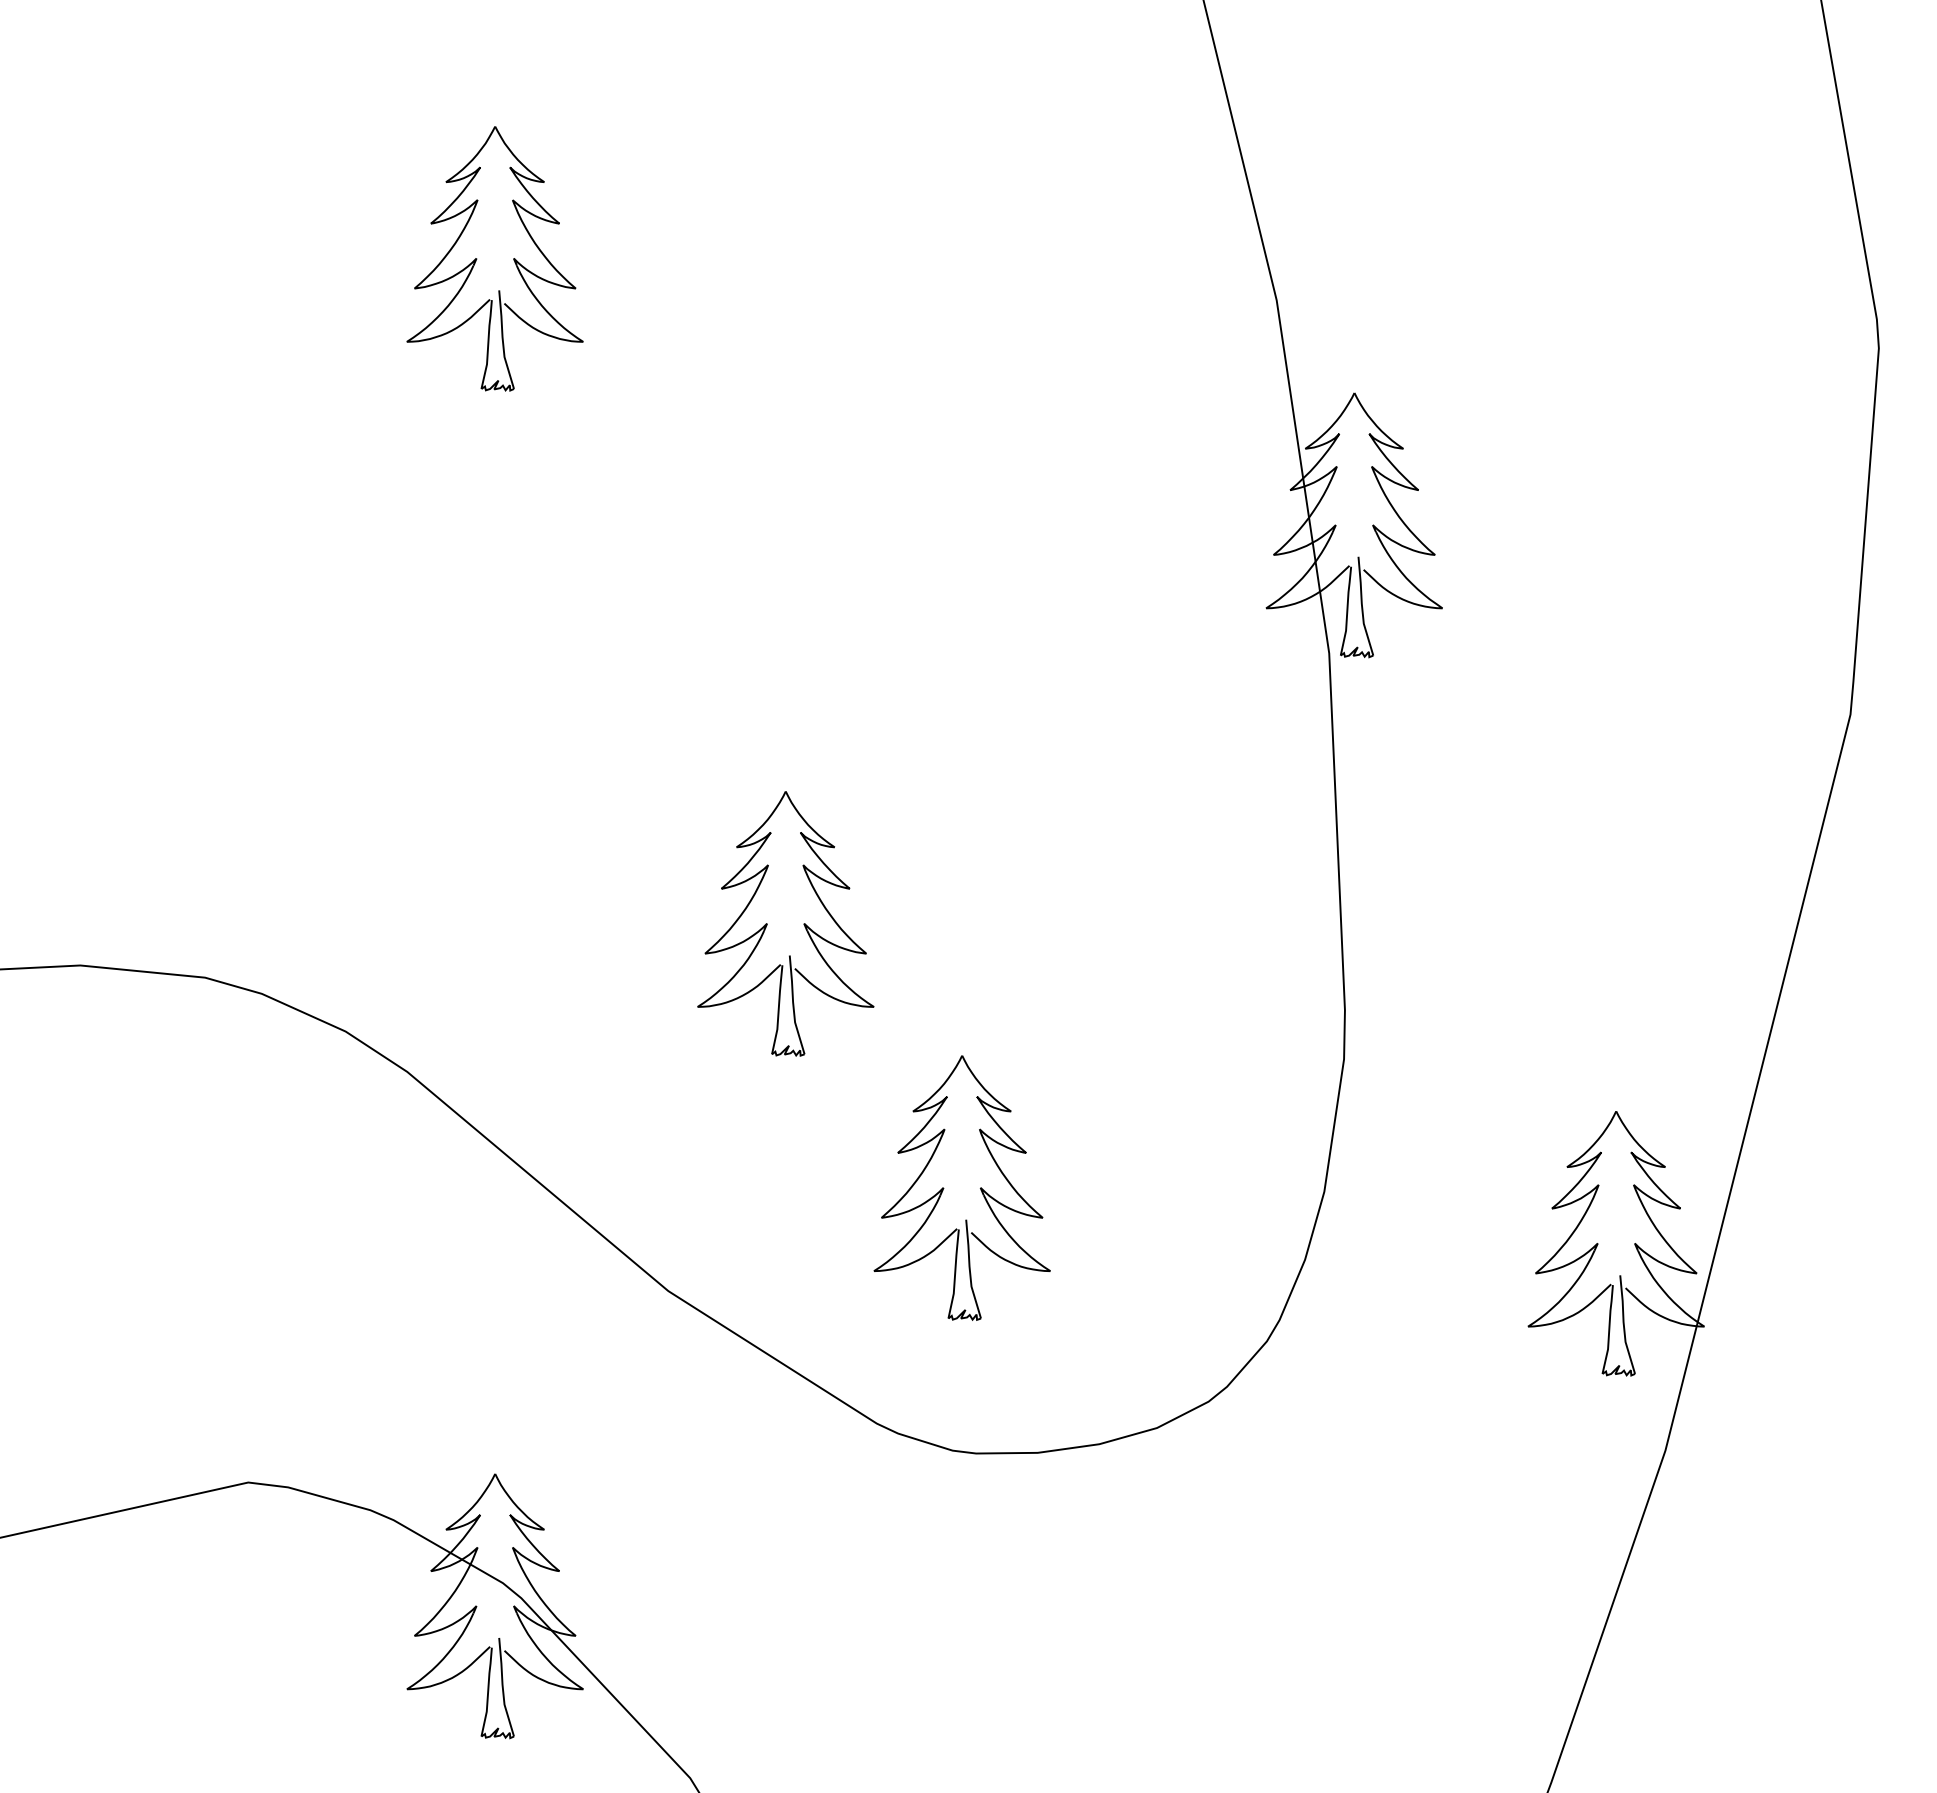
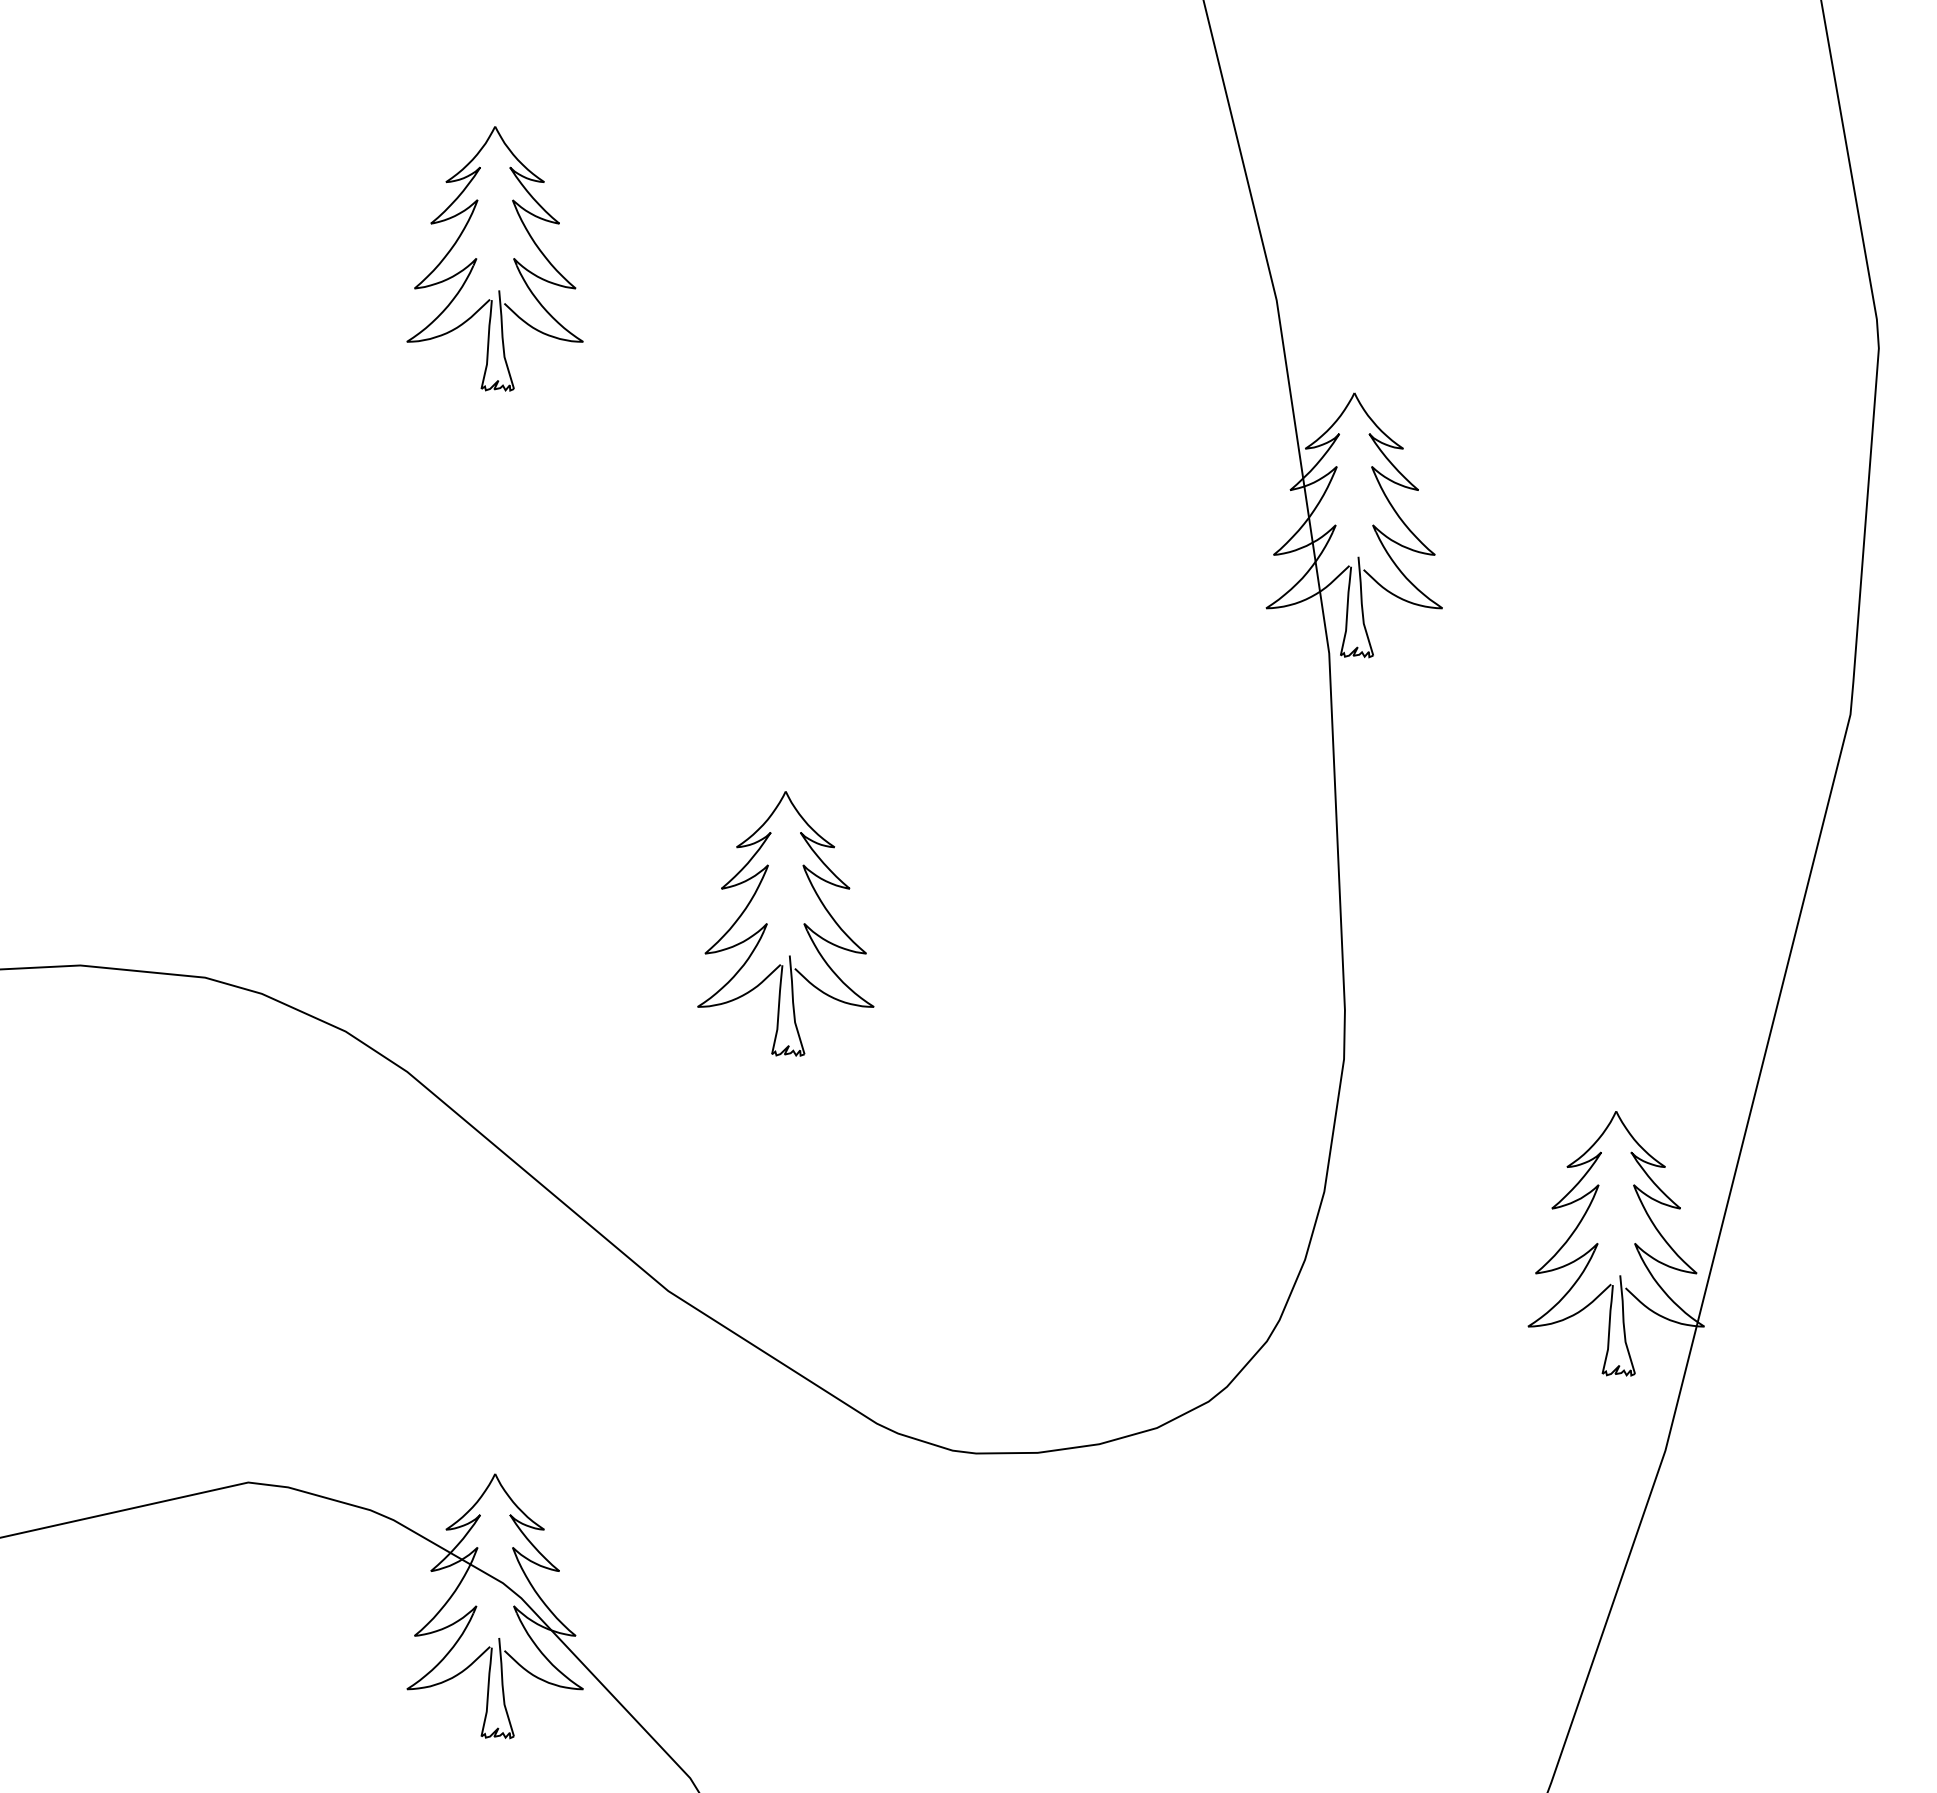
part: present -> none (944, 1188)
